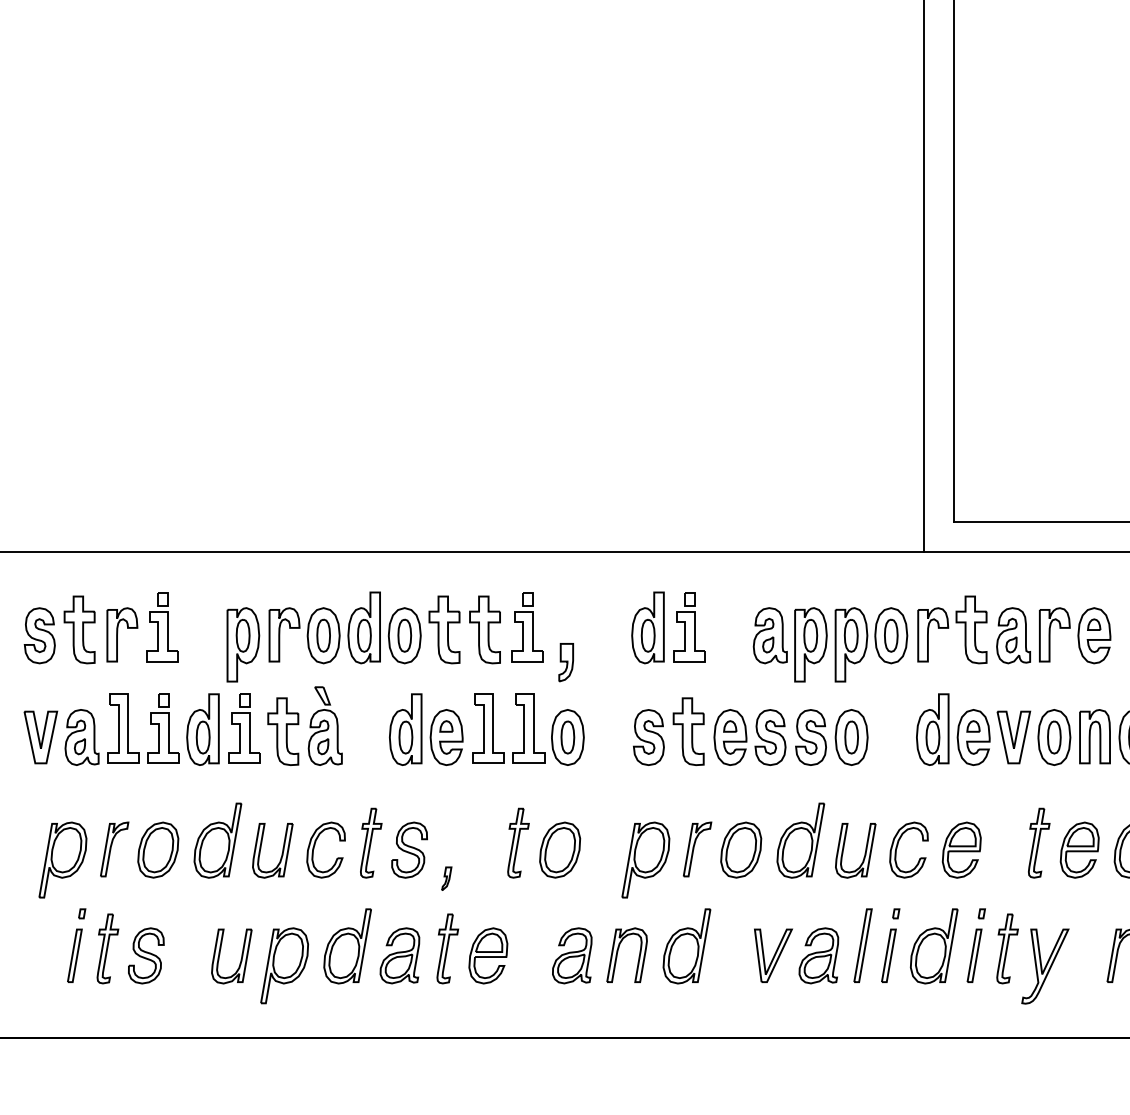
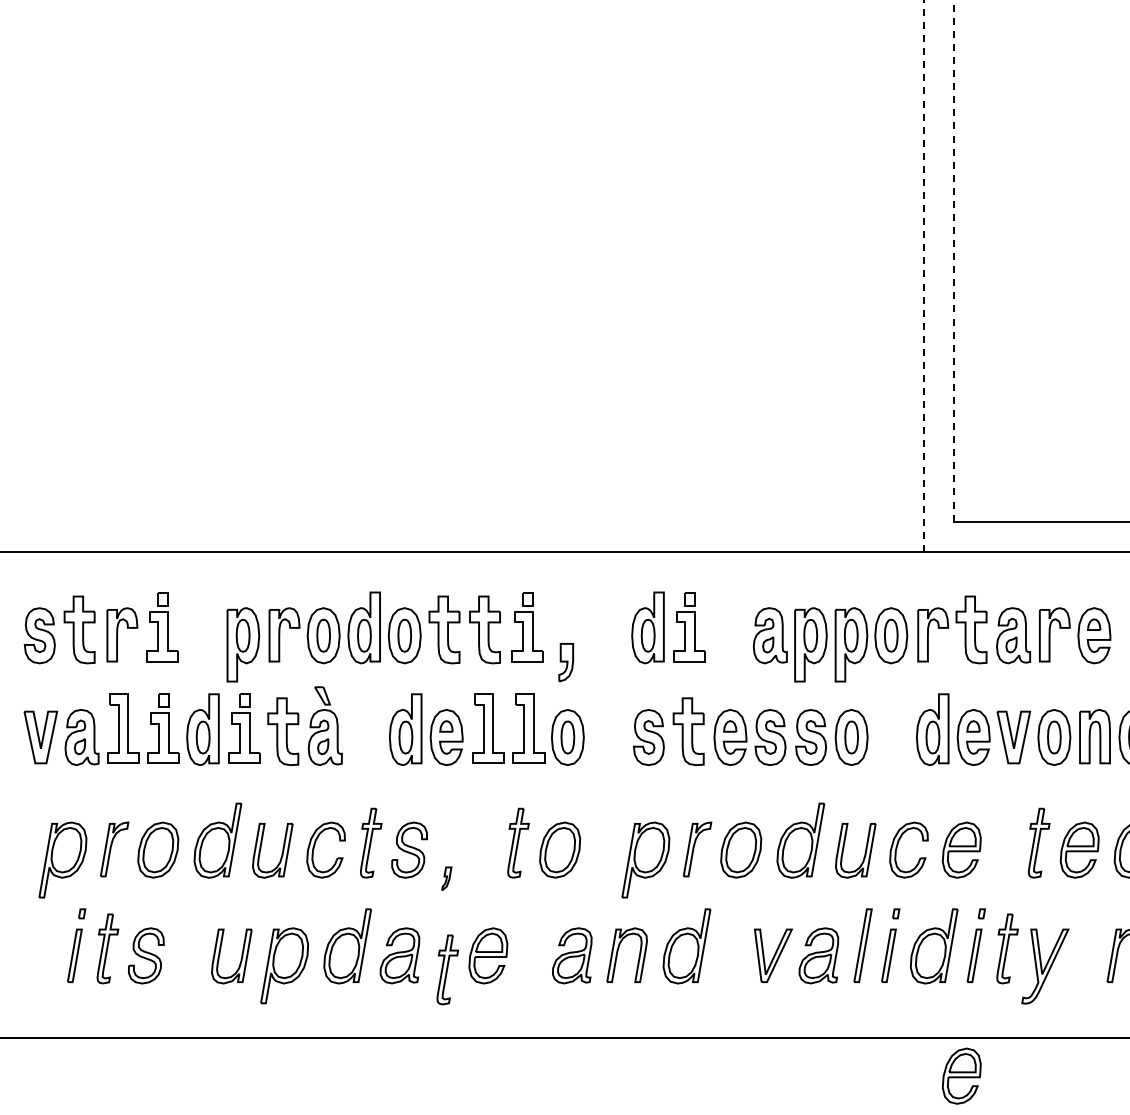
line: solid -> dashed (954, 260)
line: solid -> dashed (923, 276)
part position: (447, 948) -> (447, 969) (447, 969)
part: none -> present (961, 1075)
